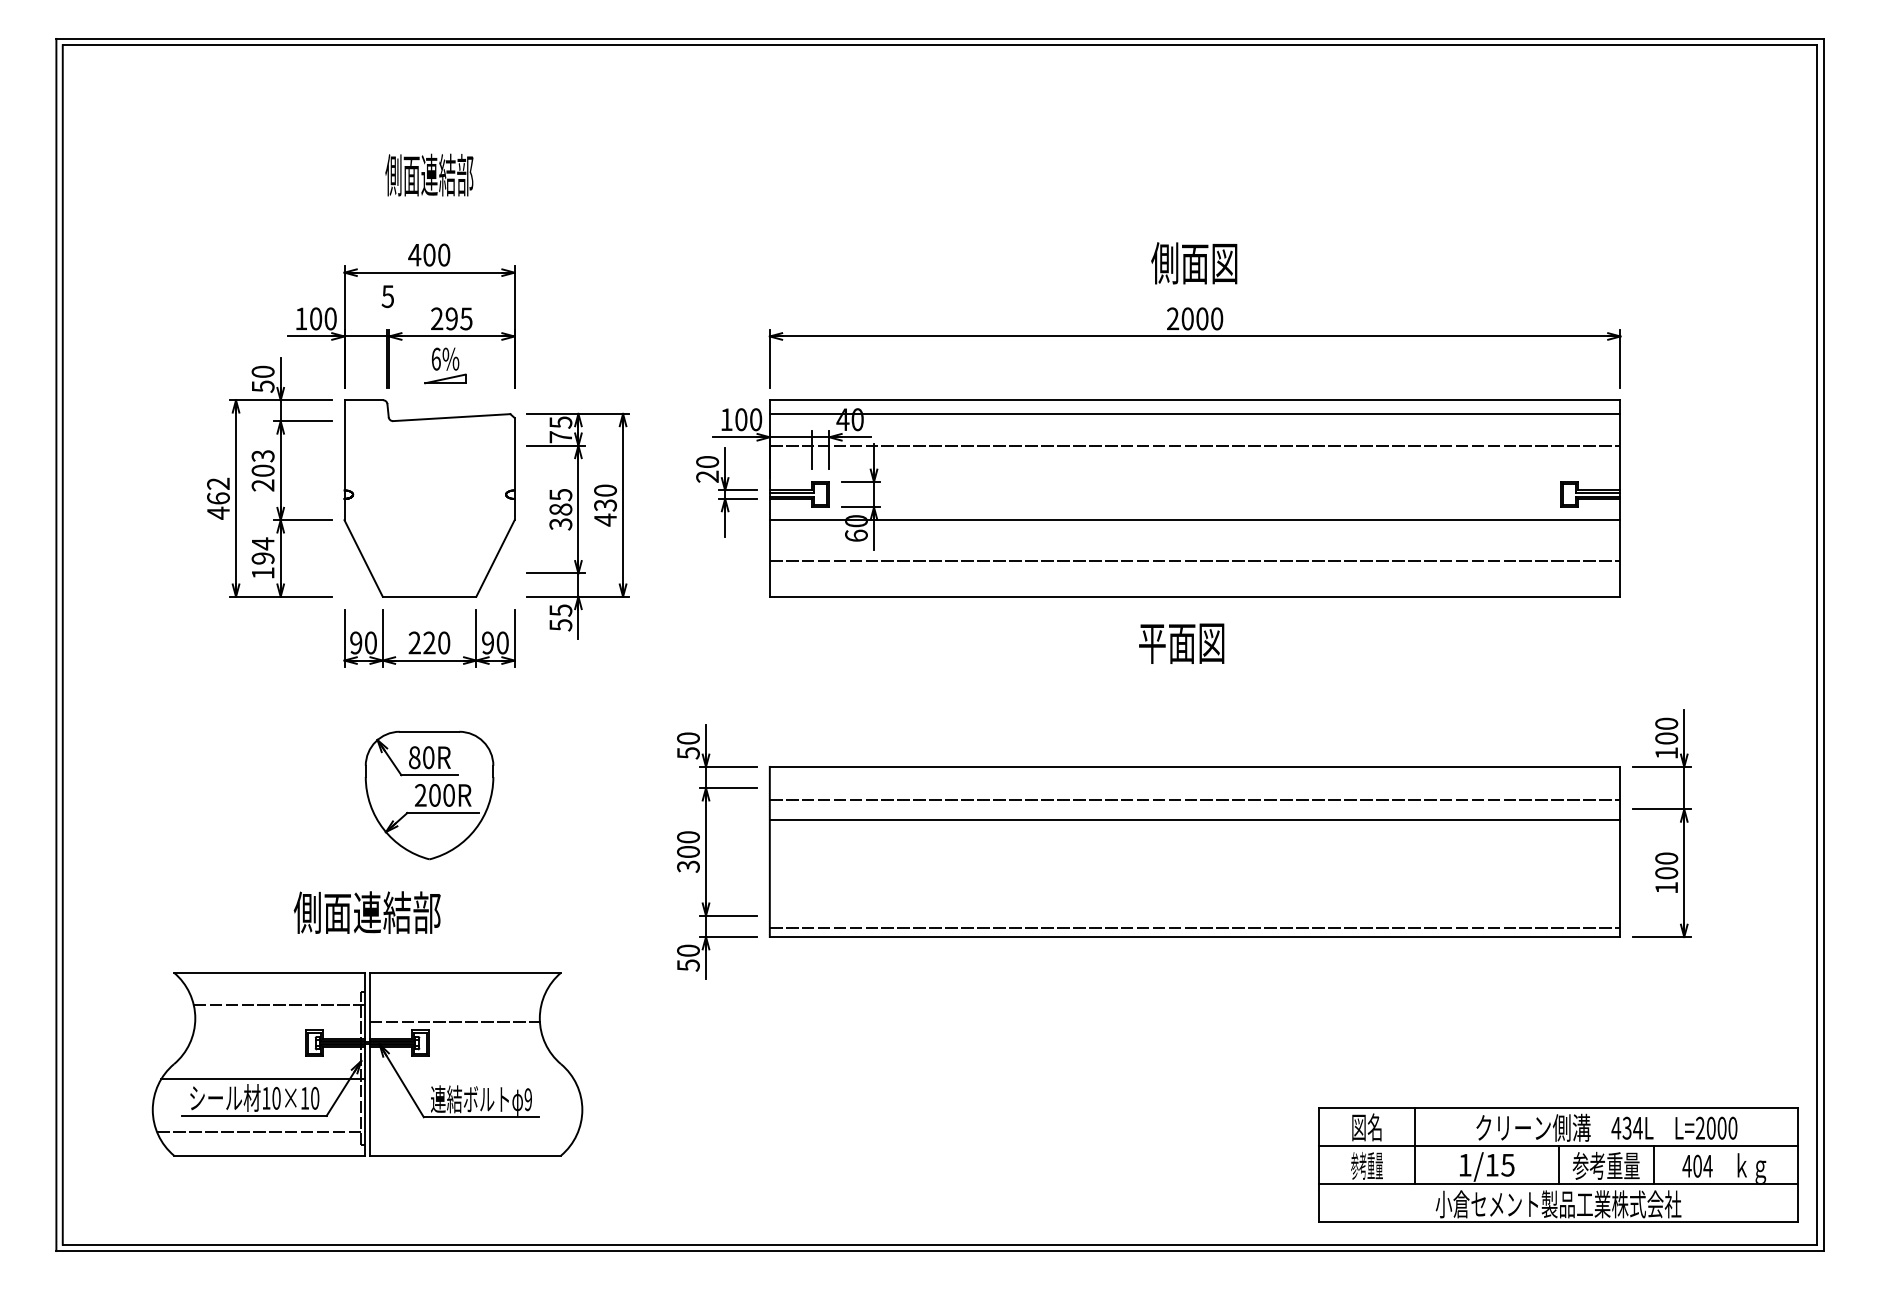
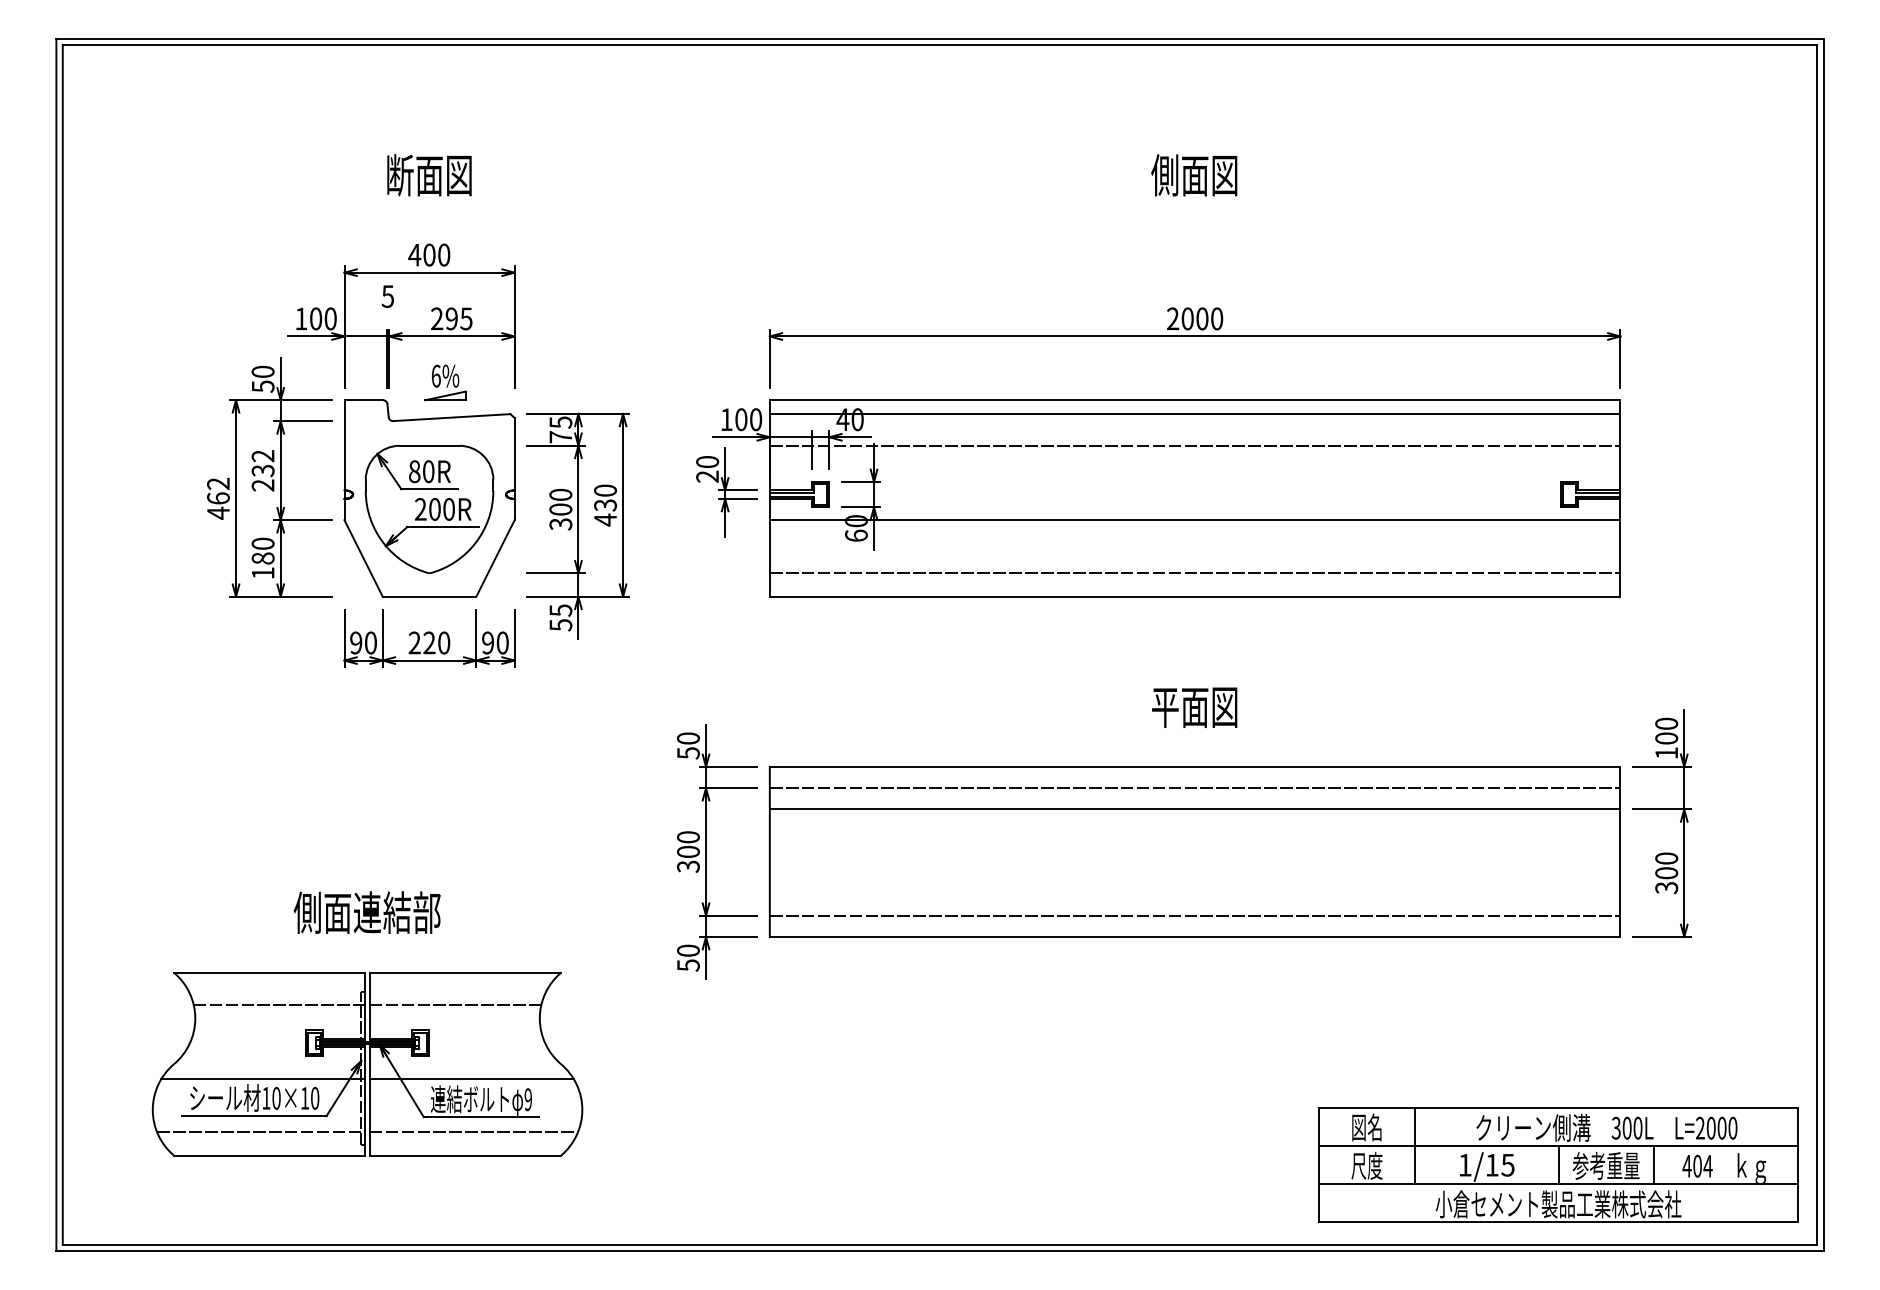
text: 側面連結部 -> 断面図 (429, 174)
text position: (1194, 263) -> (1194, 175) (1194, 175)
part position: (445, 365) -> (445, 382) (445, 382)
text: 203 -> 232 (262, 463)
text: 385 -> 300 (560, 501)
text: 194 -> 180 (262, 550)
line position: (1194, 561) -> (1194, 573) (1194, 573)
text position: (1181, 643) -> (1194, 707) (1194, 707)
part position: (429, 795) -> (429, 509) (429, 509)
line position: (1194, 800) -> (1194, 788) (1194, 788)
line position: (1194, 820) -> (1194, 809) (1194, 809)
text: 100 -> 300 (1666, 888)
line position: (1194, 927) -> (1194, 915) (1194, 915)
line position: (455, 1021) -> (455, 1004) (455, 1004)
line: none -> present (471, 1079)
text: 434L -> 300L (1626, 1127)
line: none -> present (473, 1132)
text: 参考重量 -> 尺度 (1366, 1165)
